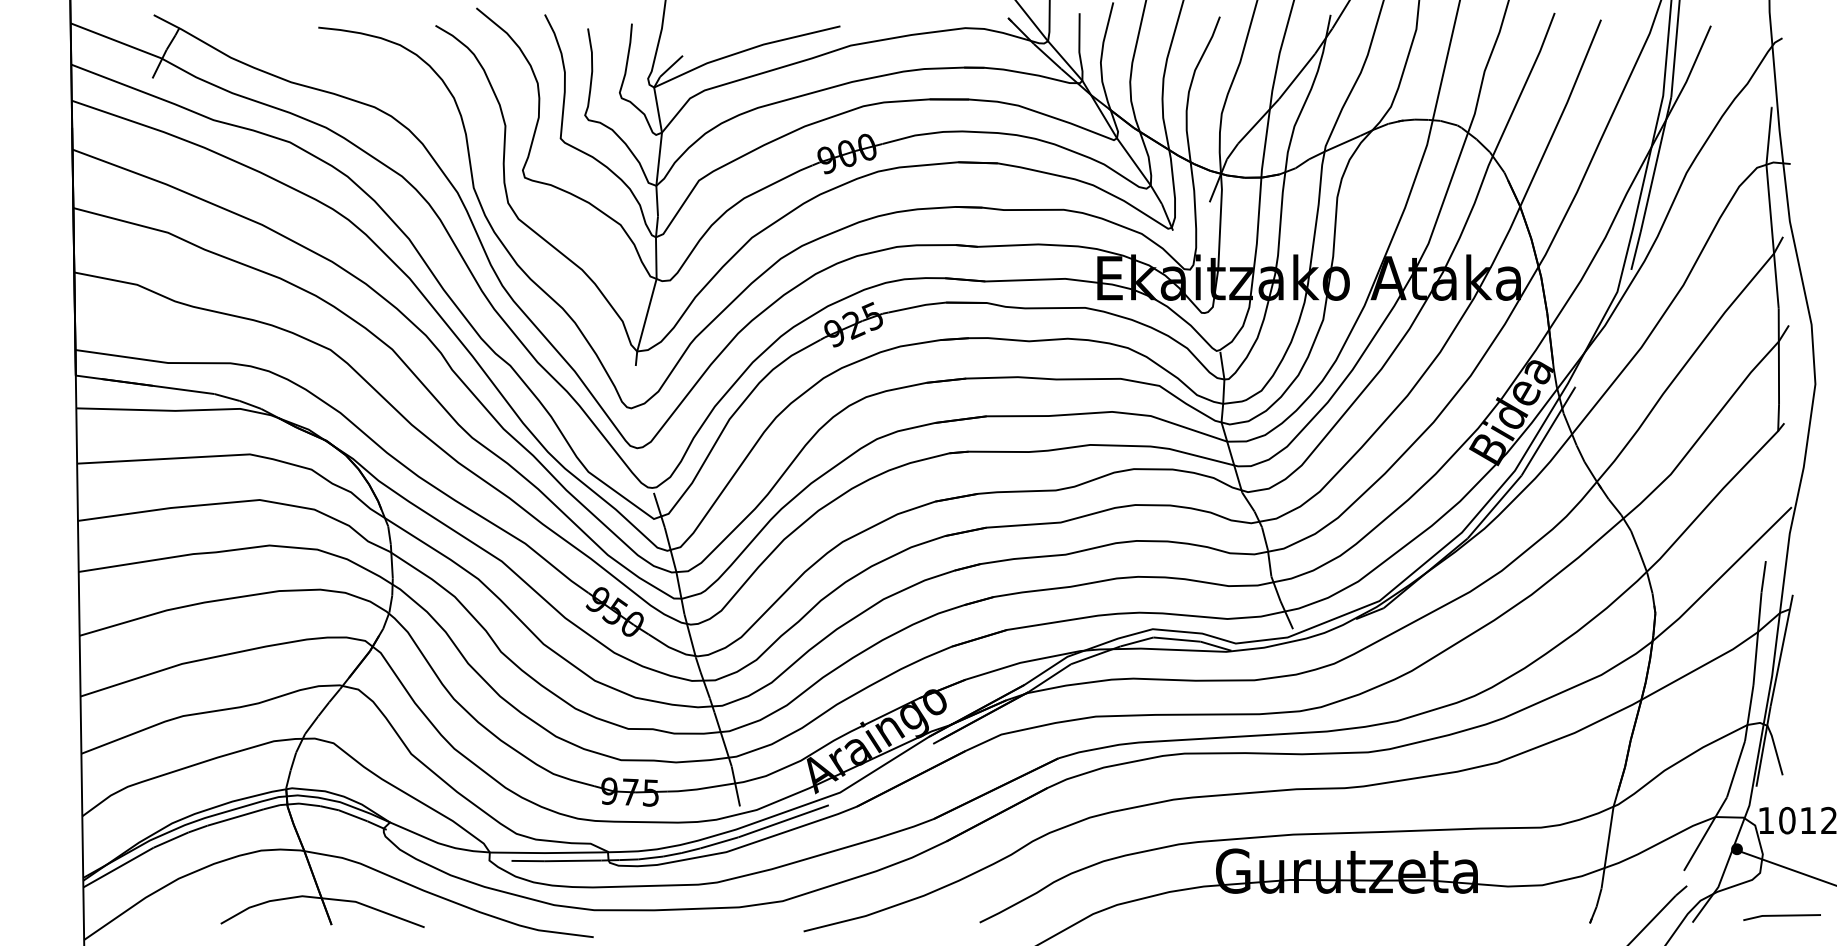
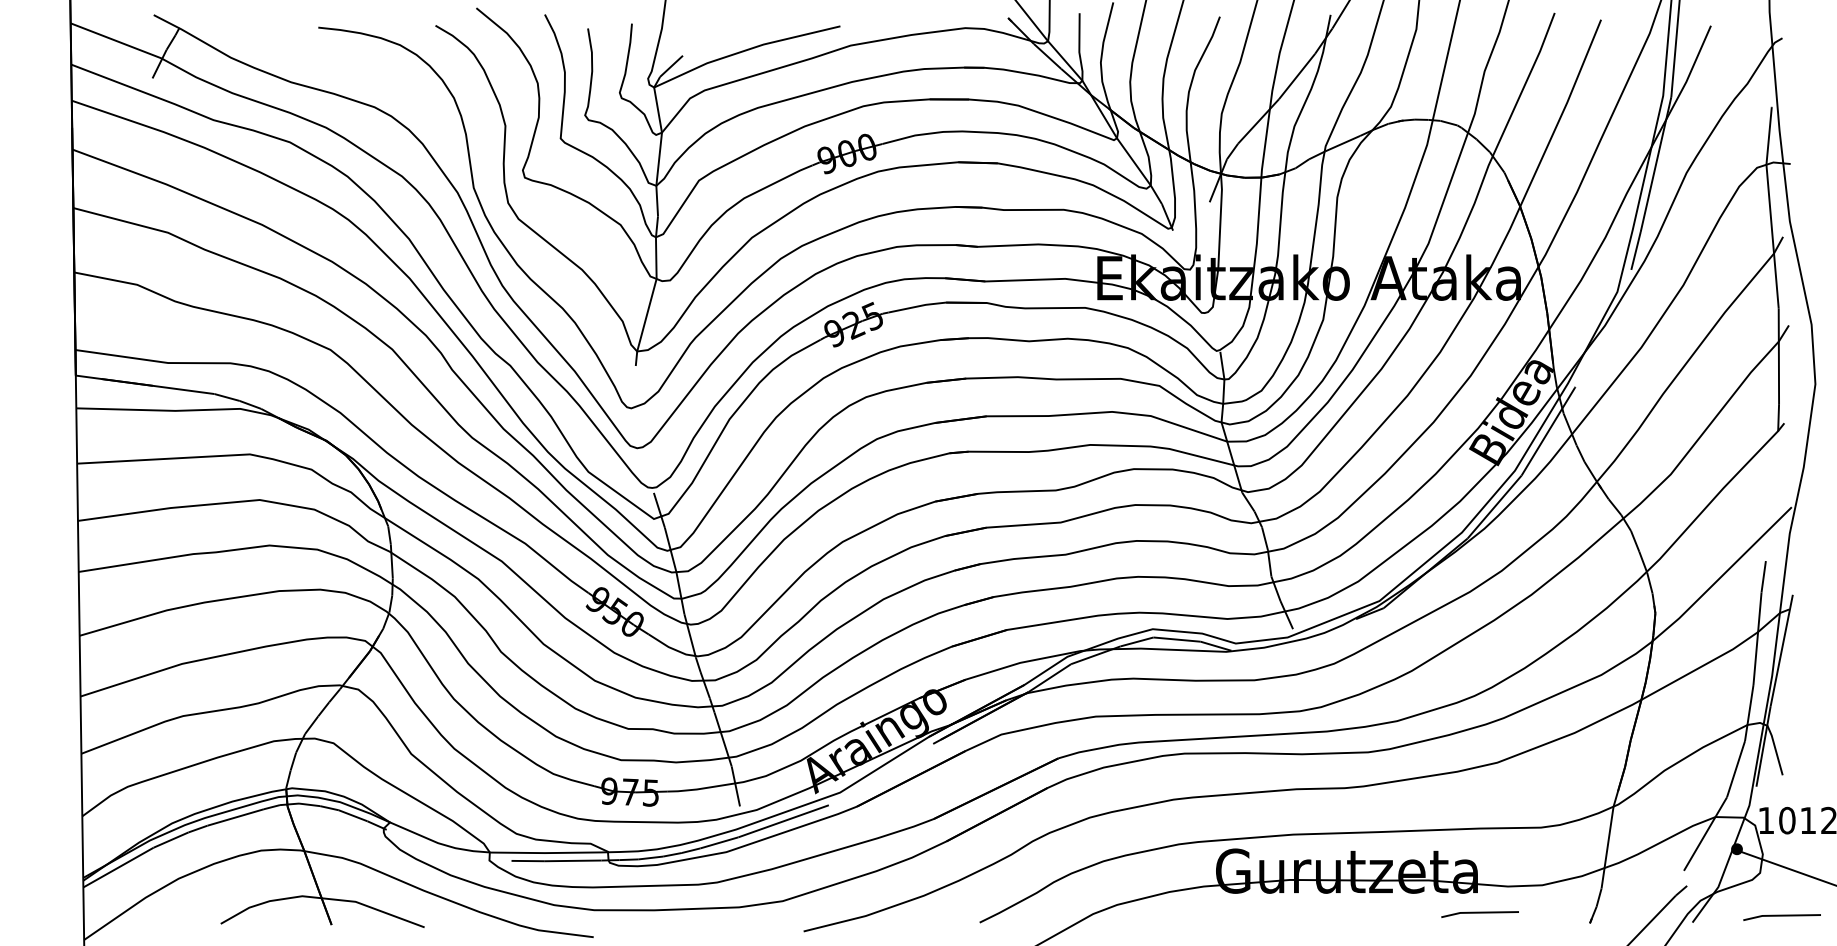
line: none -> present (1479, 913)
